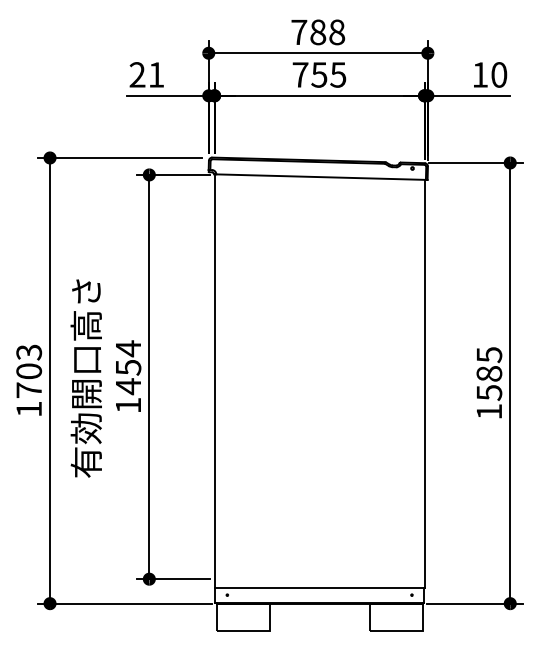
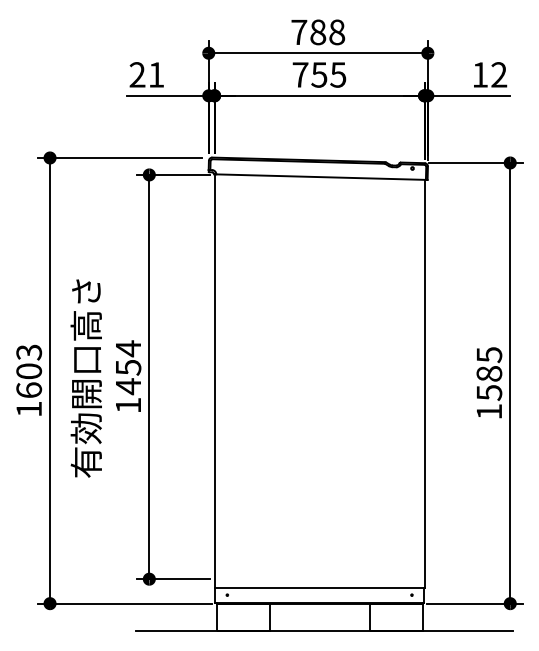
text: 10 -> 12 (499, 74)
text: 1703 -> 1603 (29, 389)
line: none -> present (323, 631)
